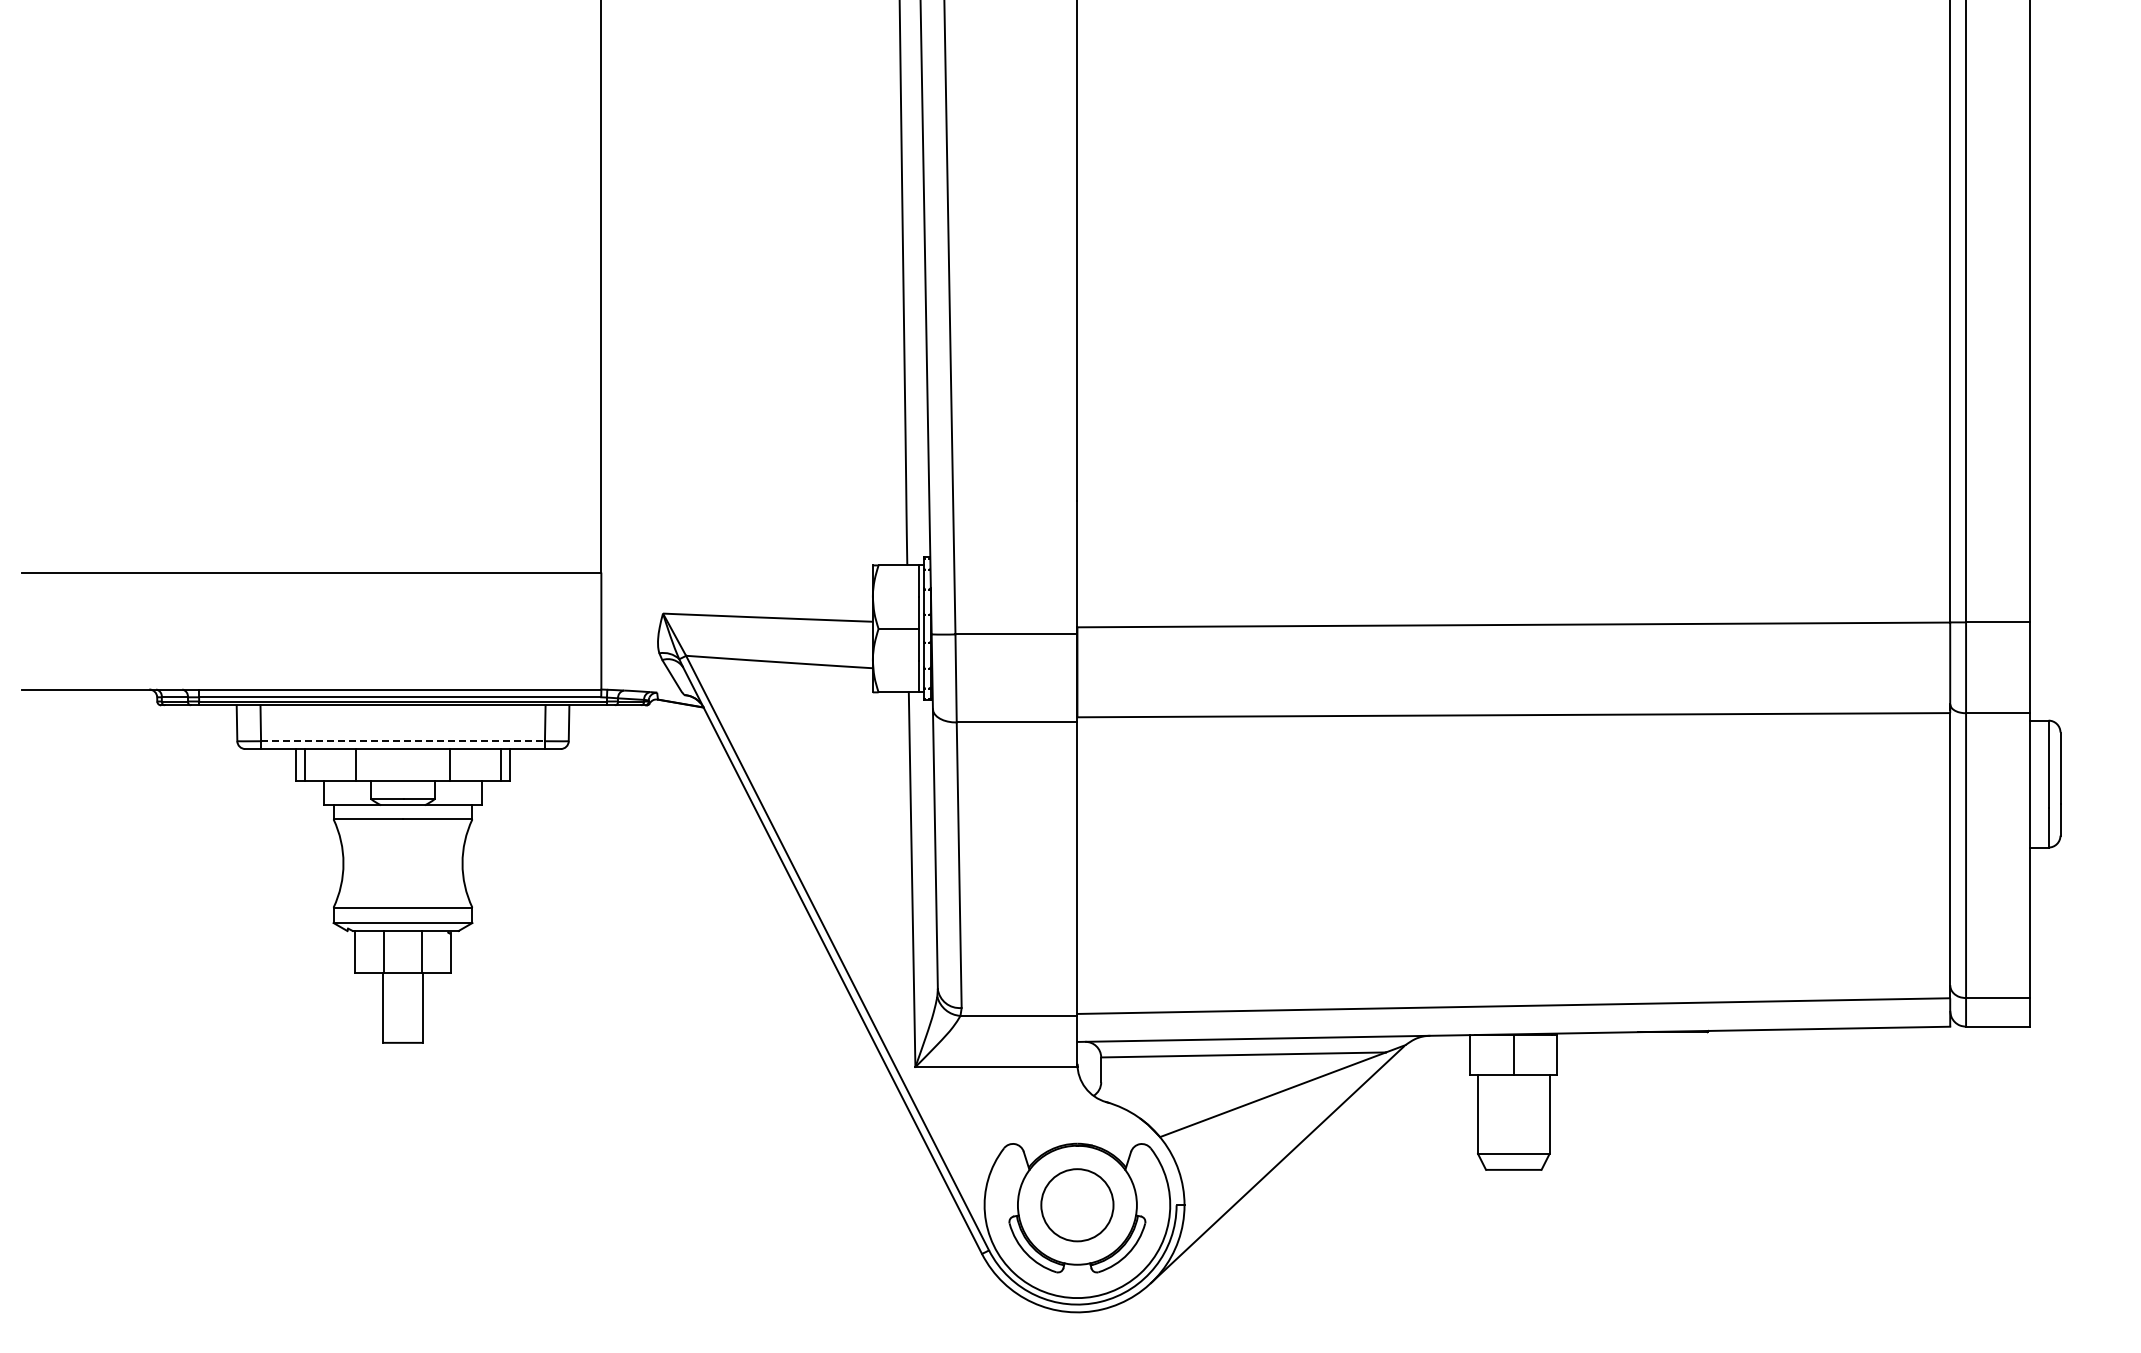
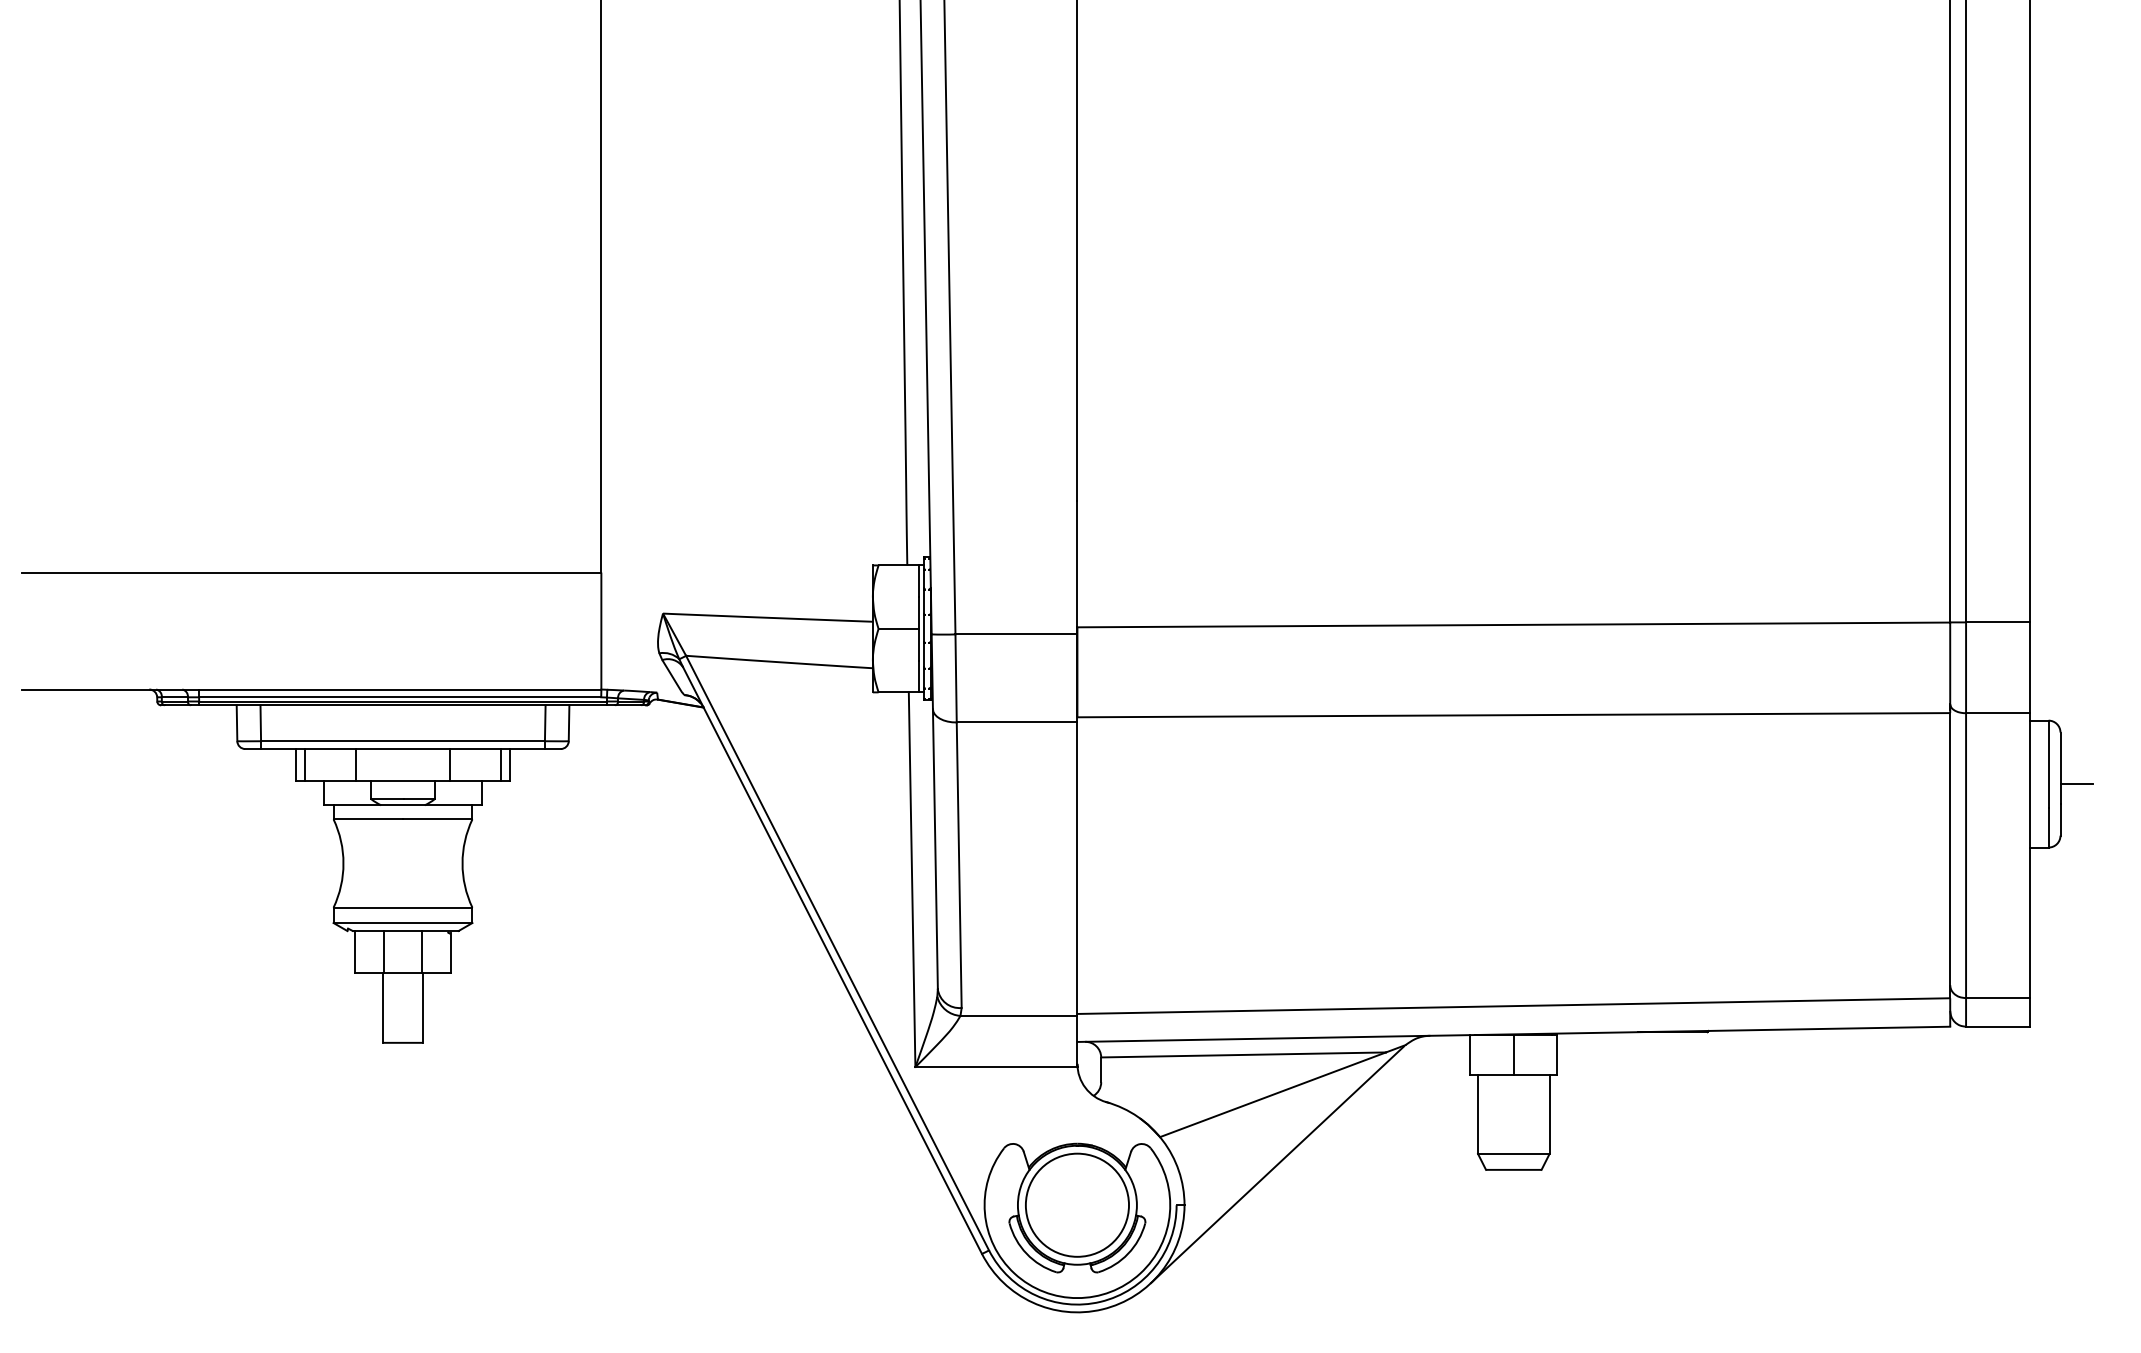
line: dashed -> solid (403, 741)
line: none -> present (2076, 783)
circle diameter: 72 px -> 103 px (1077, 1204)
